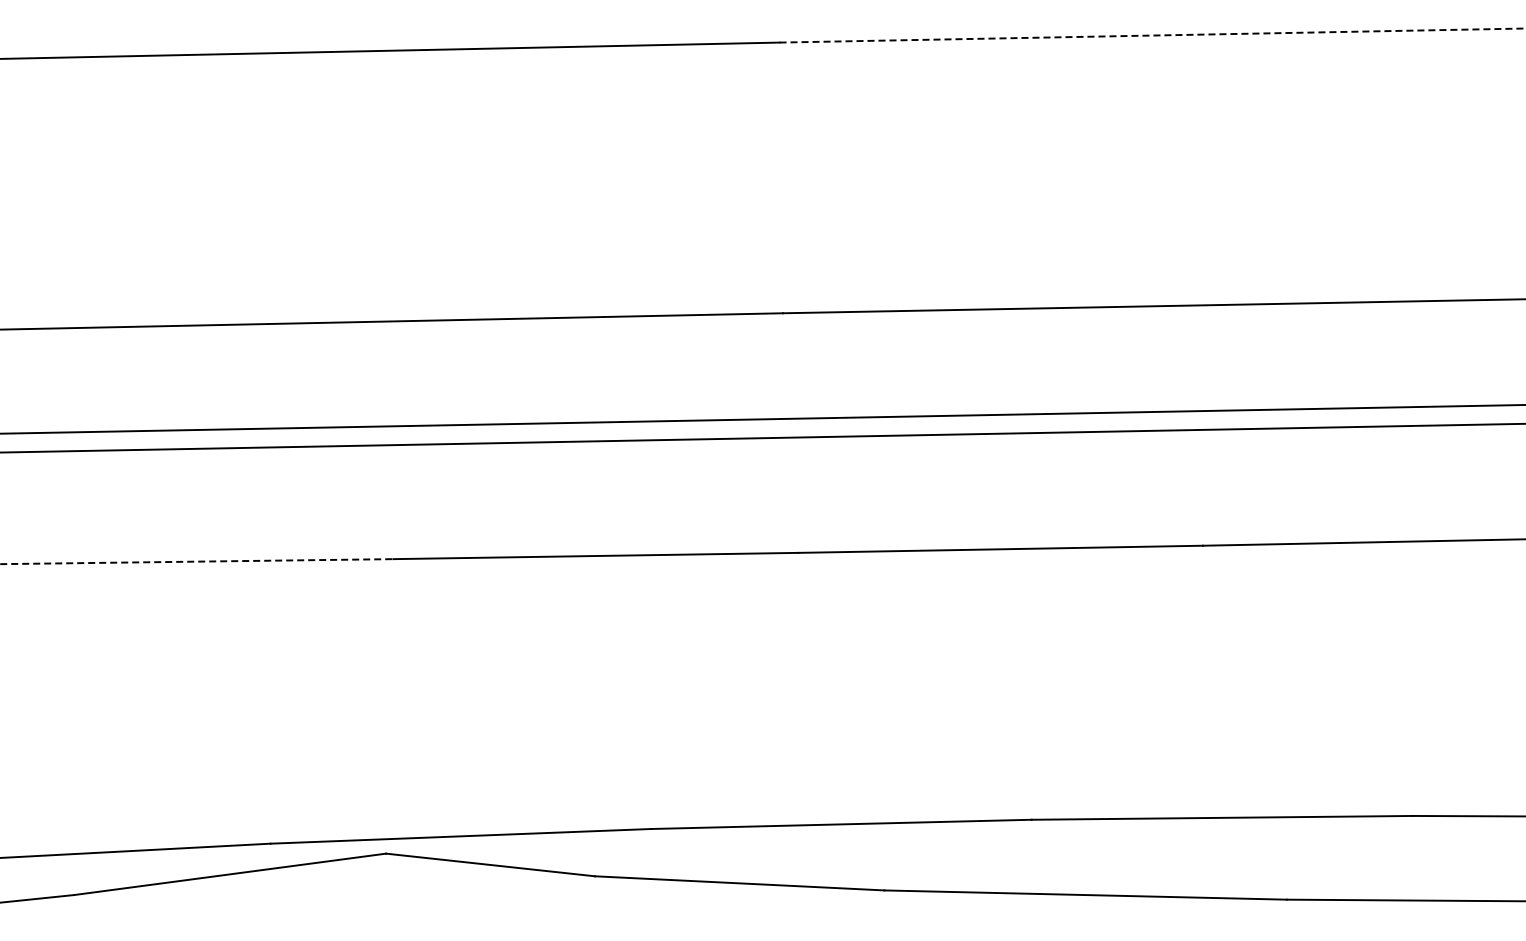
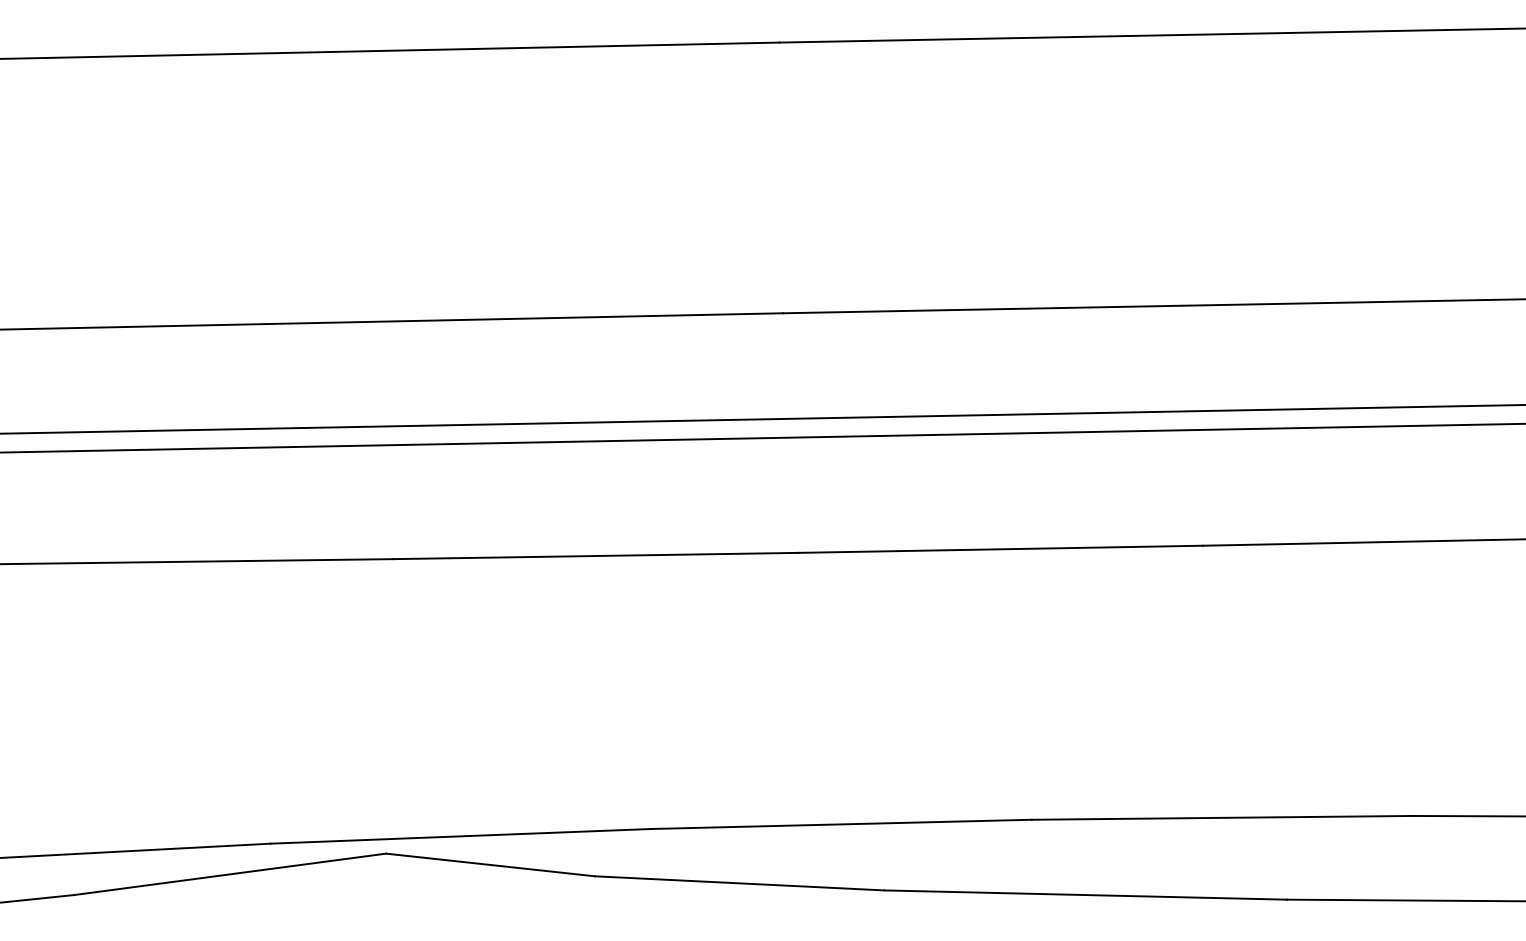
line: dashed -> solid (1152, 35)
line: dashed -> solid (196, 561)
